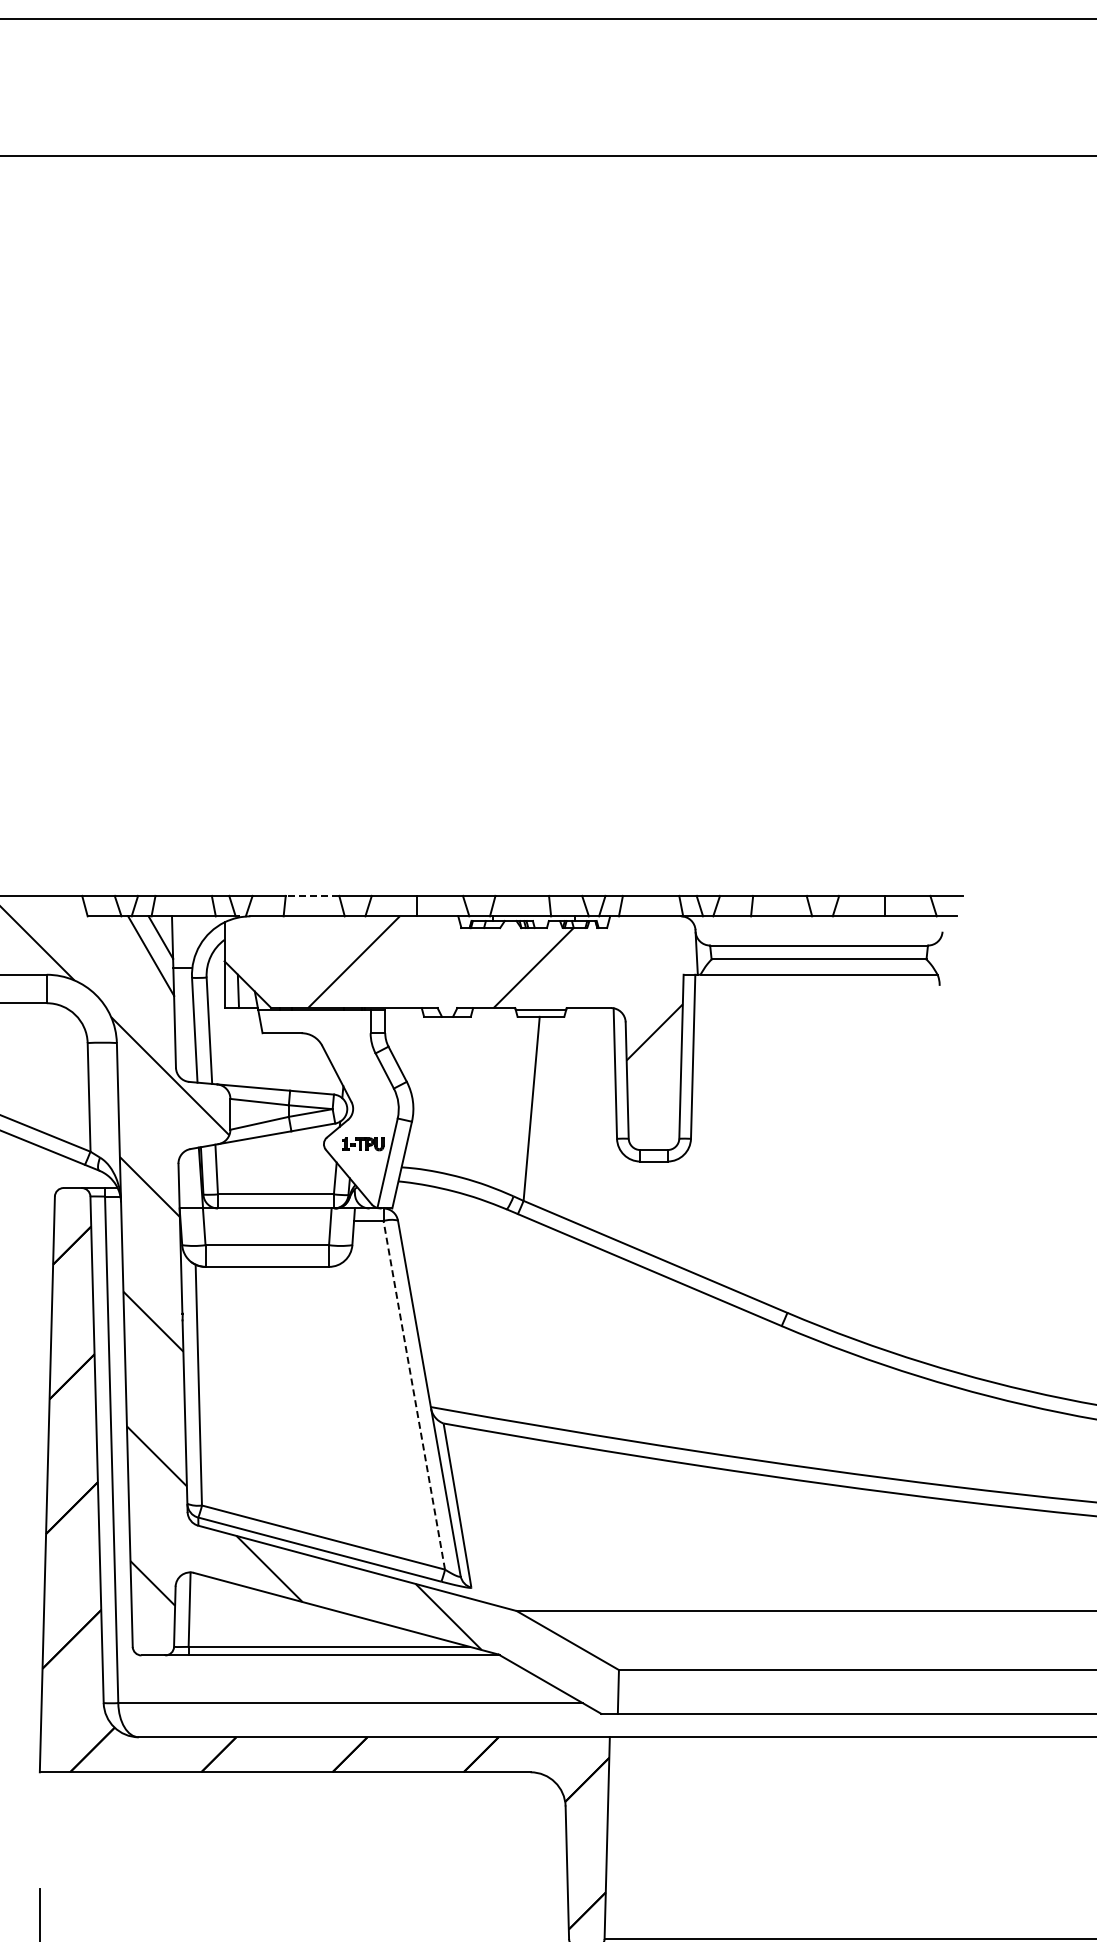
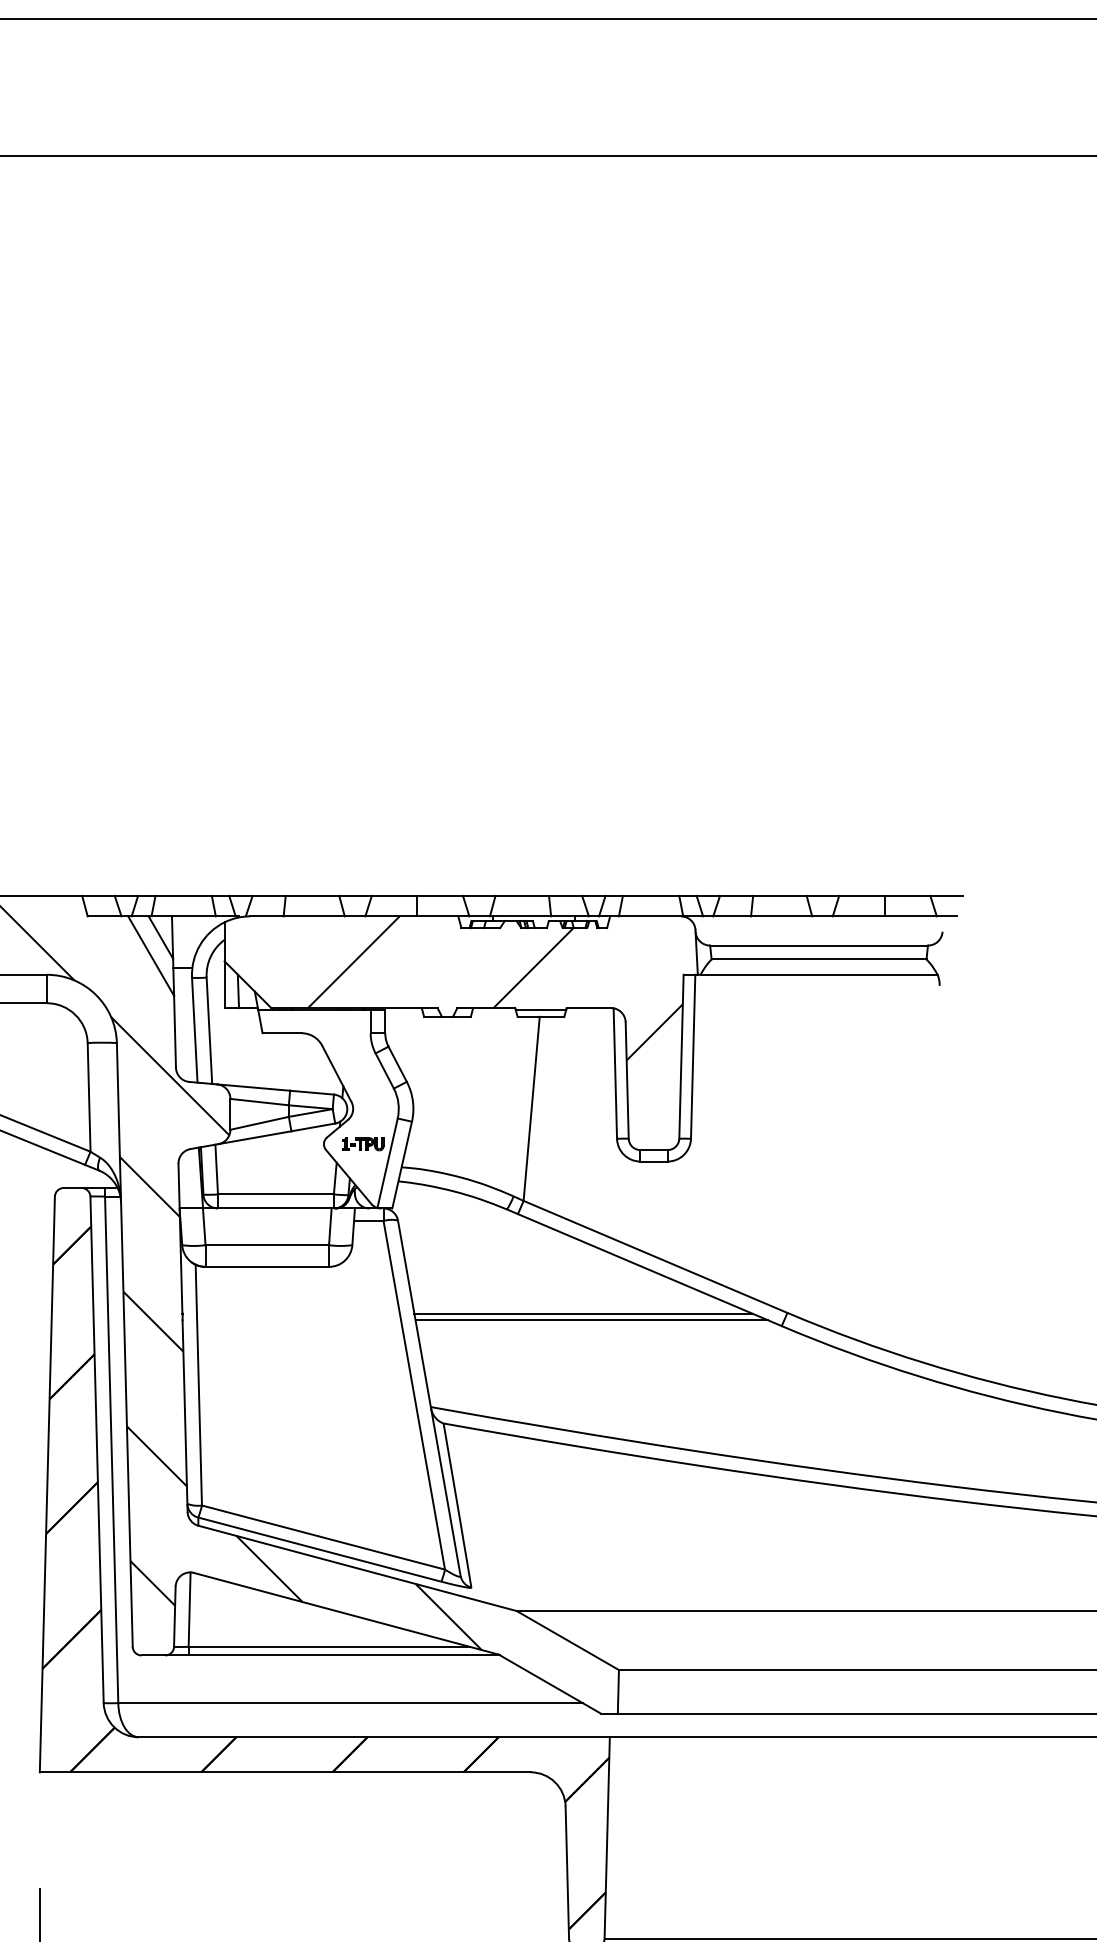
line: dashed -> solid (312, 895)
line: none -> present (583, 1313)
line: none -> present (591, 1320)
line: dashed -> solid (414, 1395)
